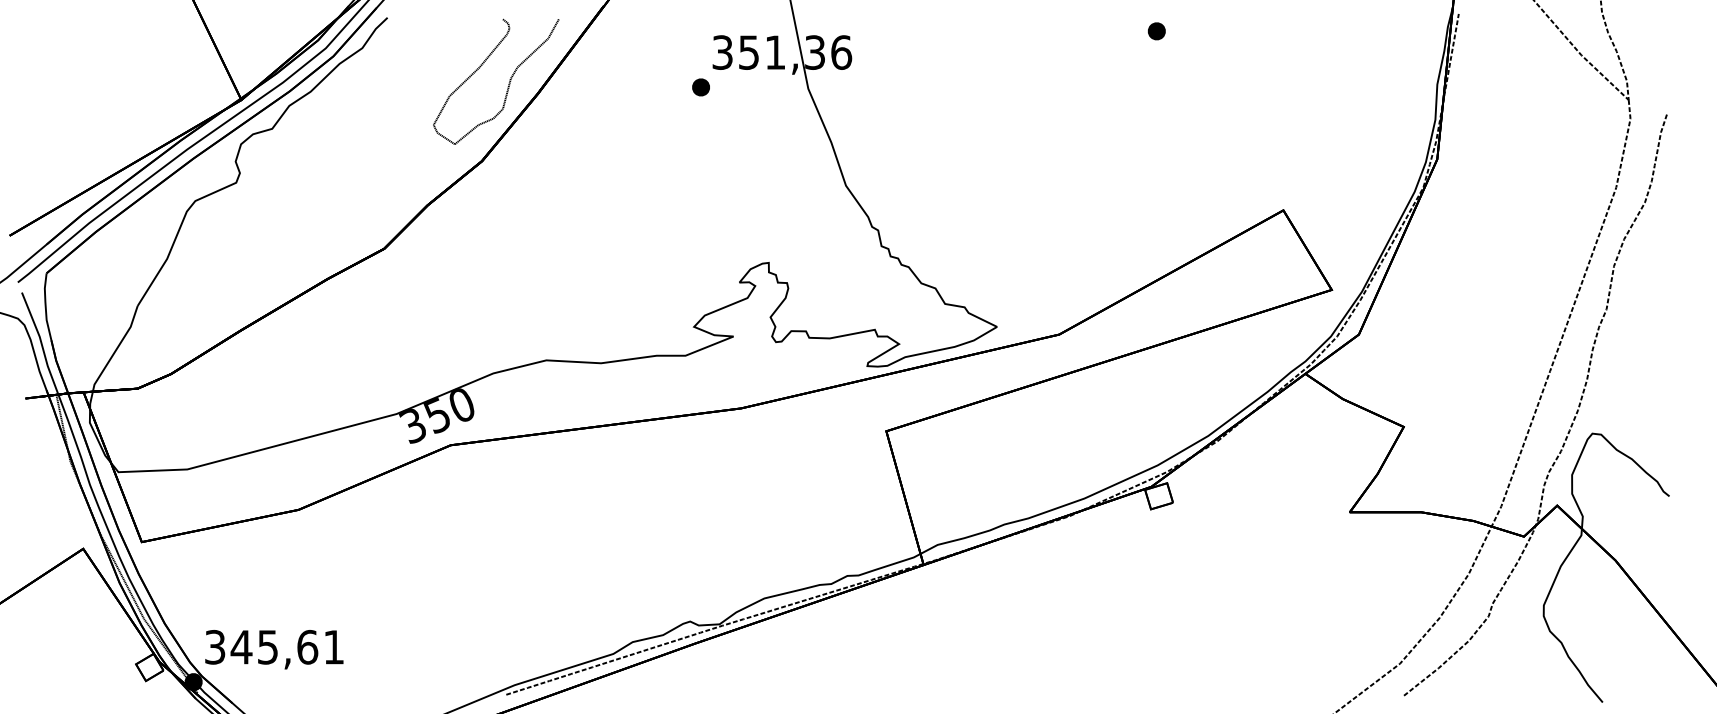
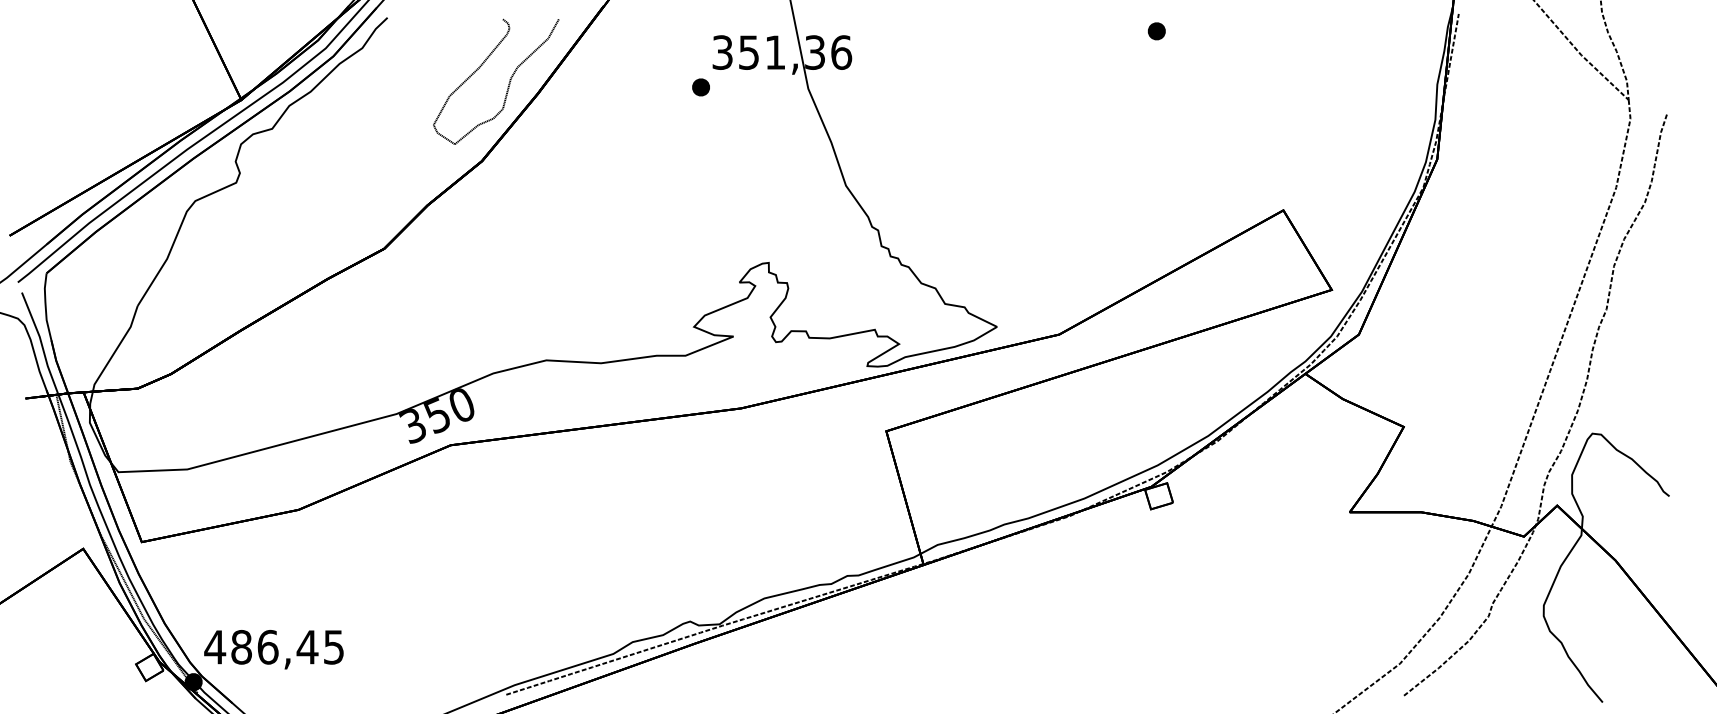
text: 345,61 -> 486,45 (273, 646)
